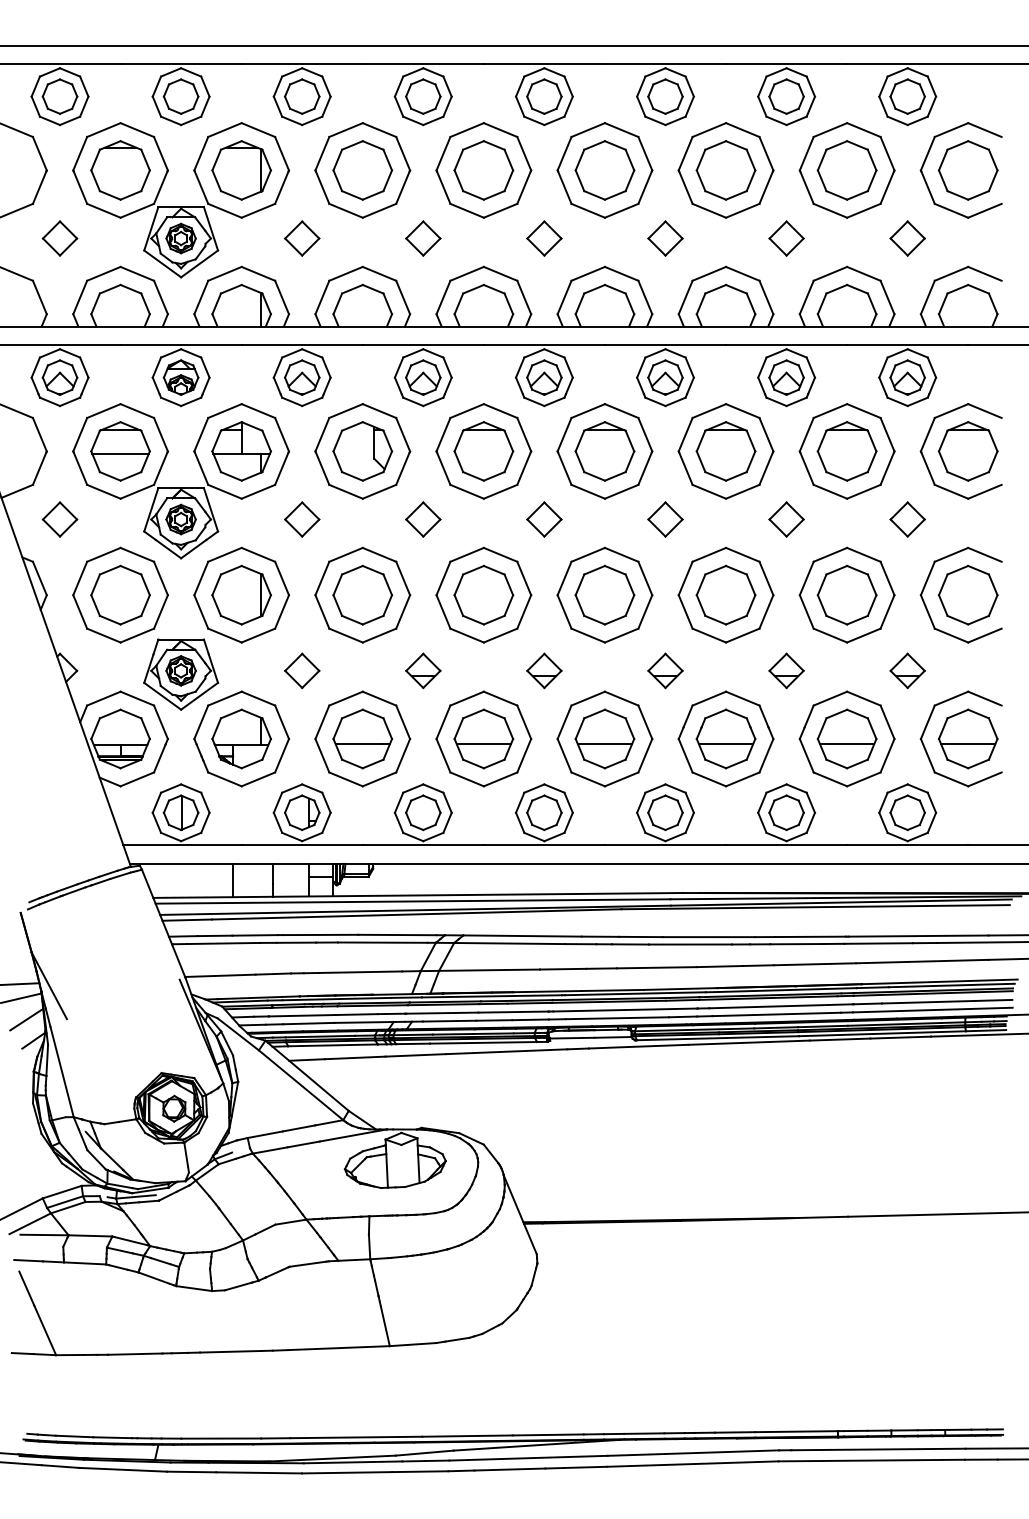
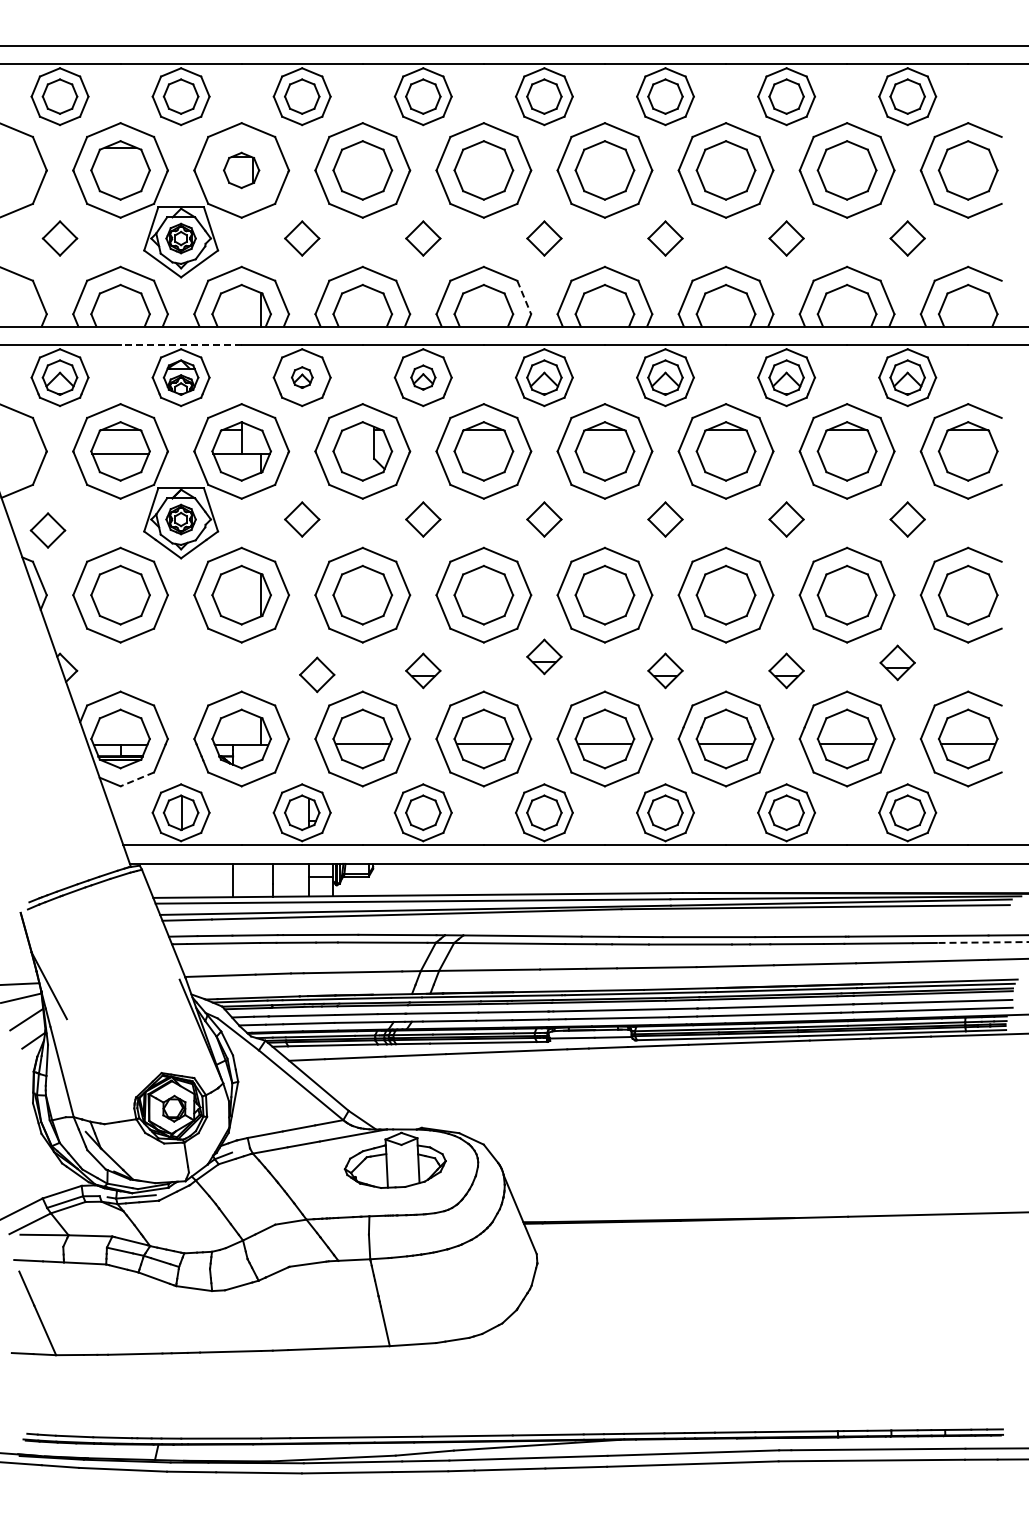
part size: 61x61 px -> 38x39 px (241, 170)
line: solid -> dashed (524, 297)
line: solid -> dashed (181, 345)
part size: 37x37 px -> 23x23 px (302, 377)
part size: 37x37 px -> 27x27 px (423, 377)
part position: (59, 519) -> (47, 530) (47, 530)
part position: (302, 670) -> (317, 674) (317, 674)
part position: (544, 670) -> (544, 656) (544, 656)
part position: (907, 670) -> (897, 662) (897, 662)
part: present -> none (181, 674)
line: solid -> dashed (136, 779)
line: solid -> dashed (982, 942)
